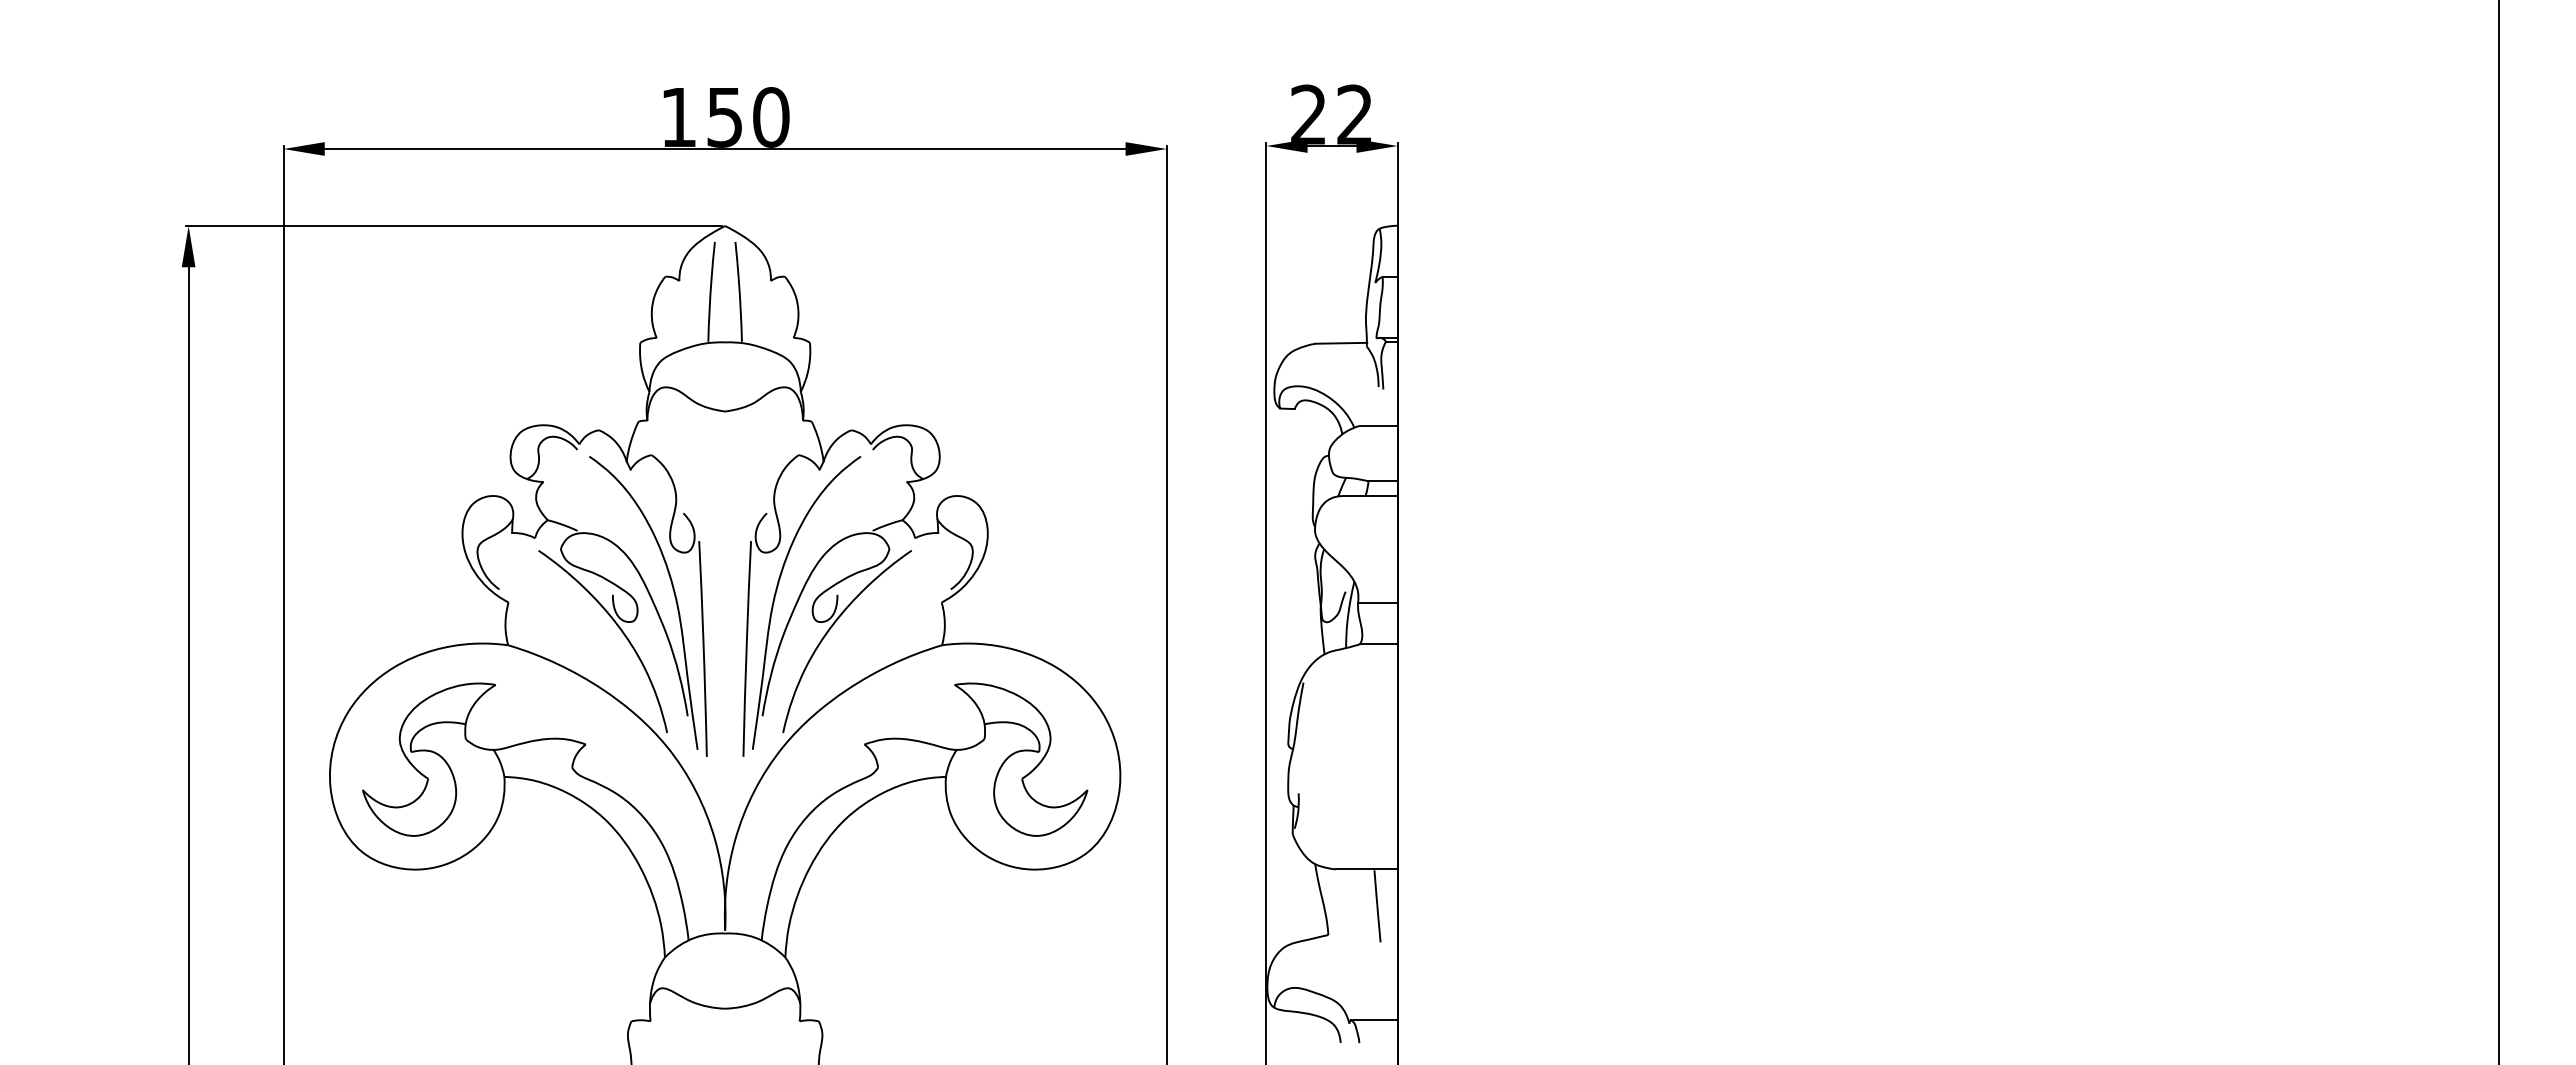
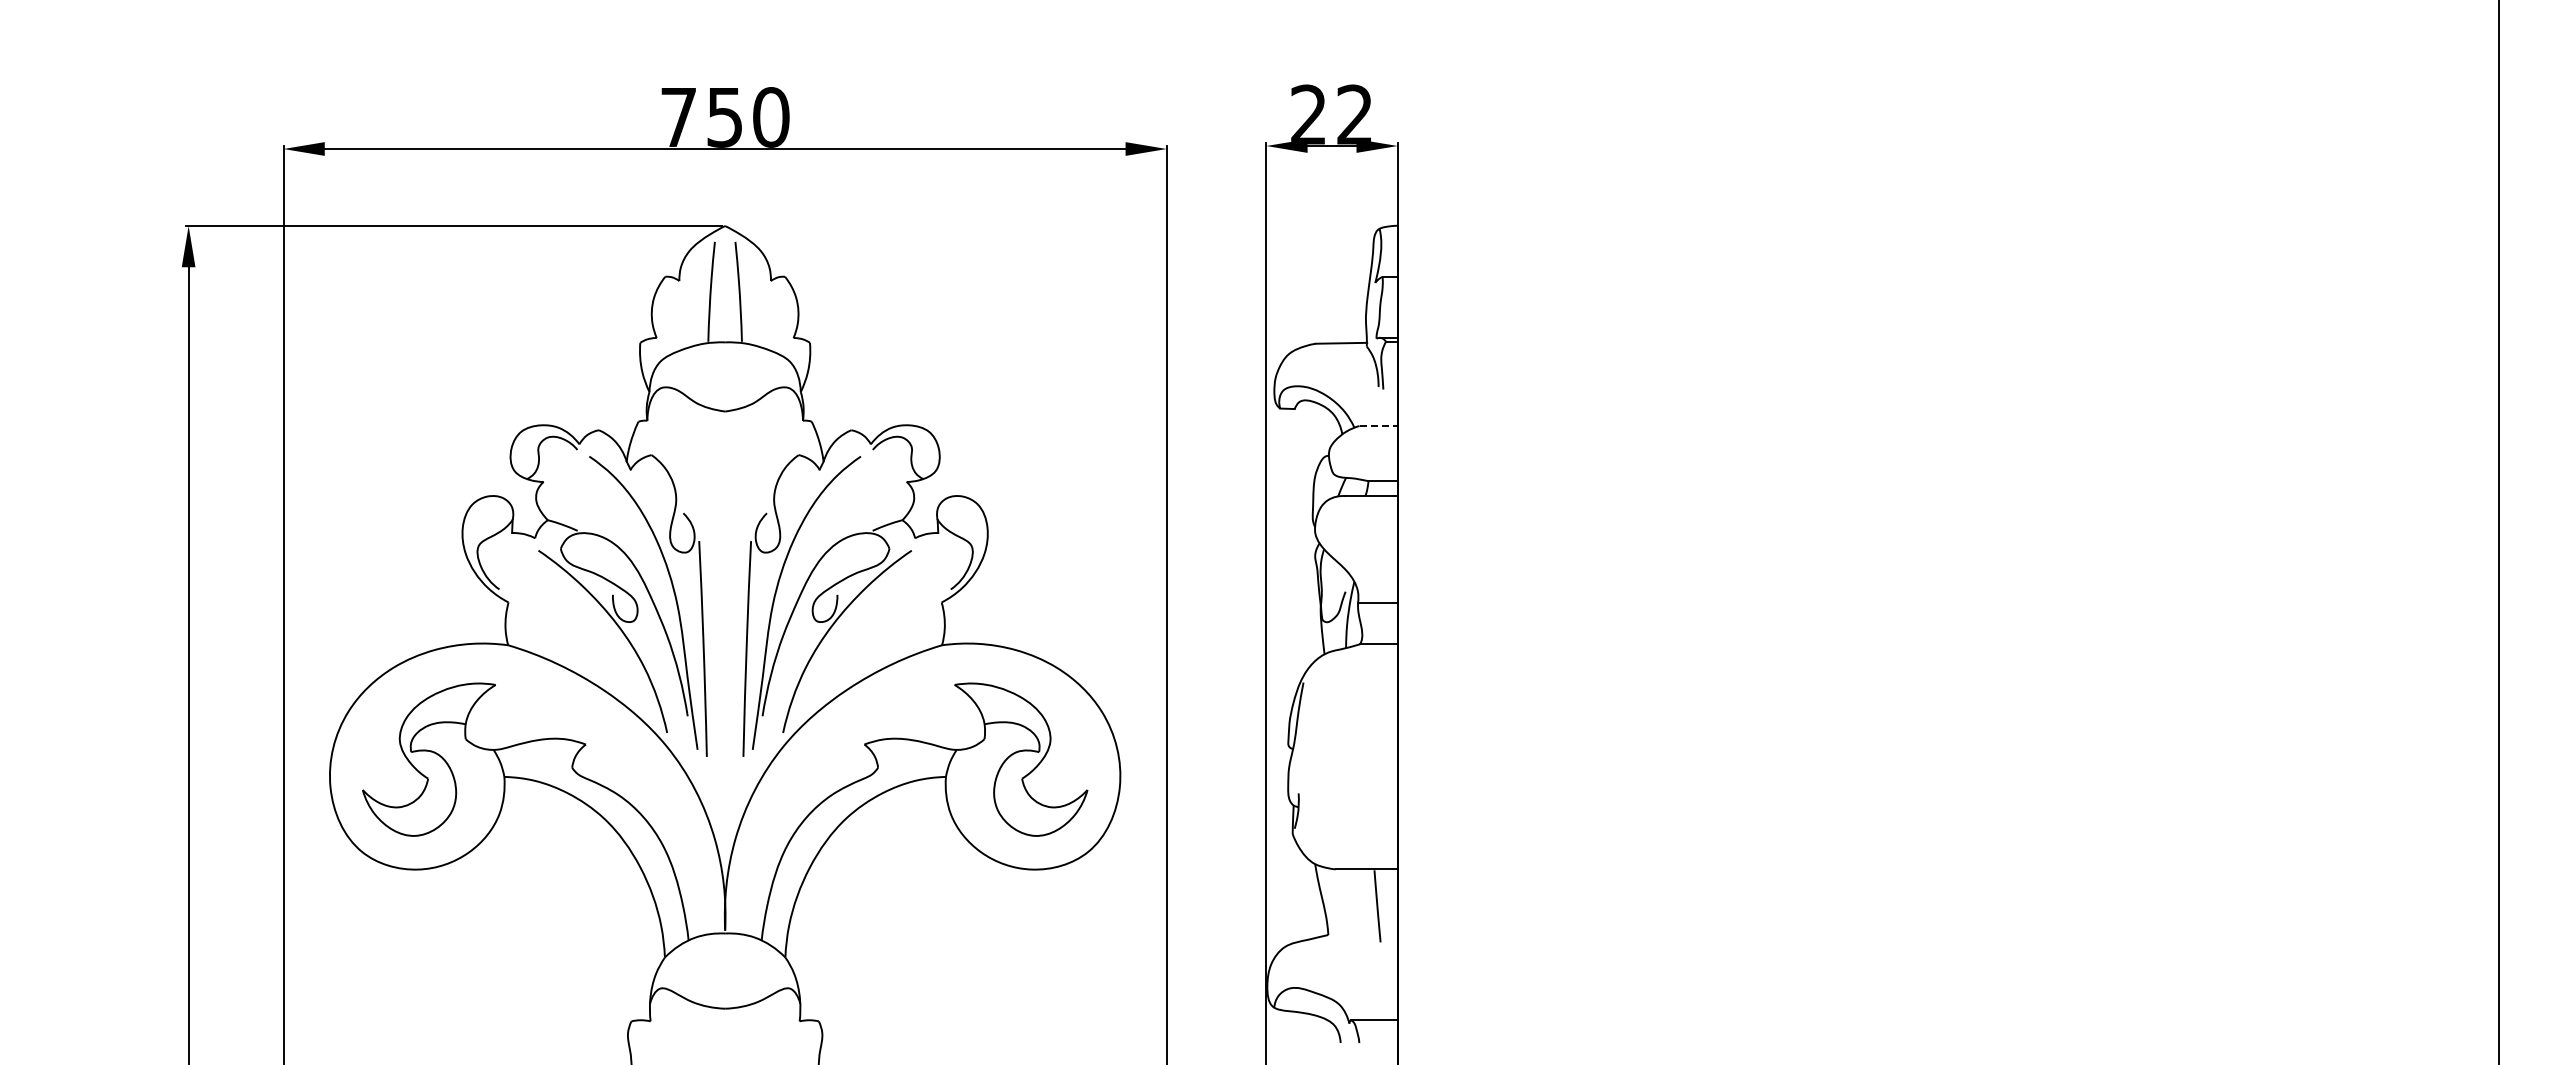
text: 150 -> 750 (678, 117)
line: solid -> dashed (1379, 426)
